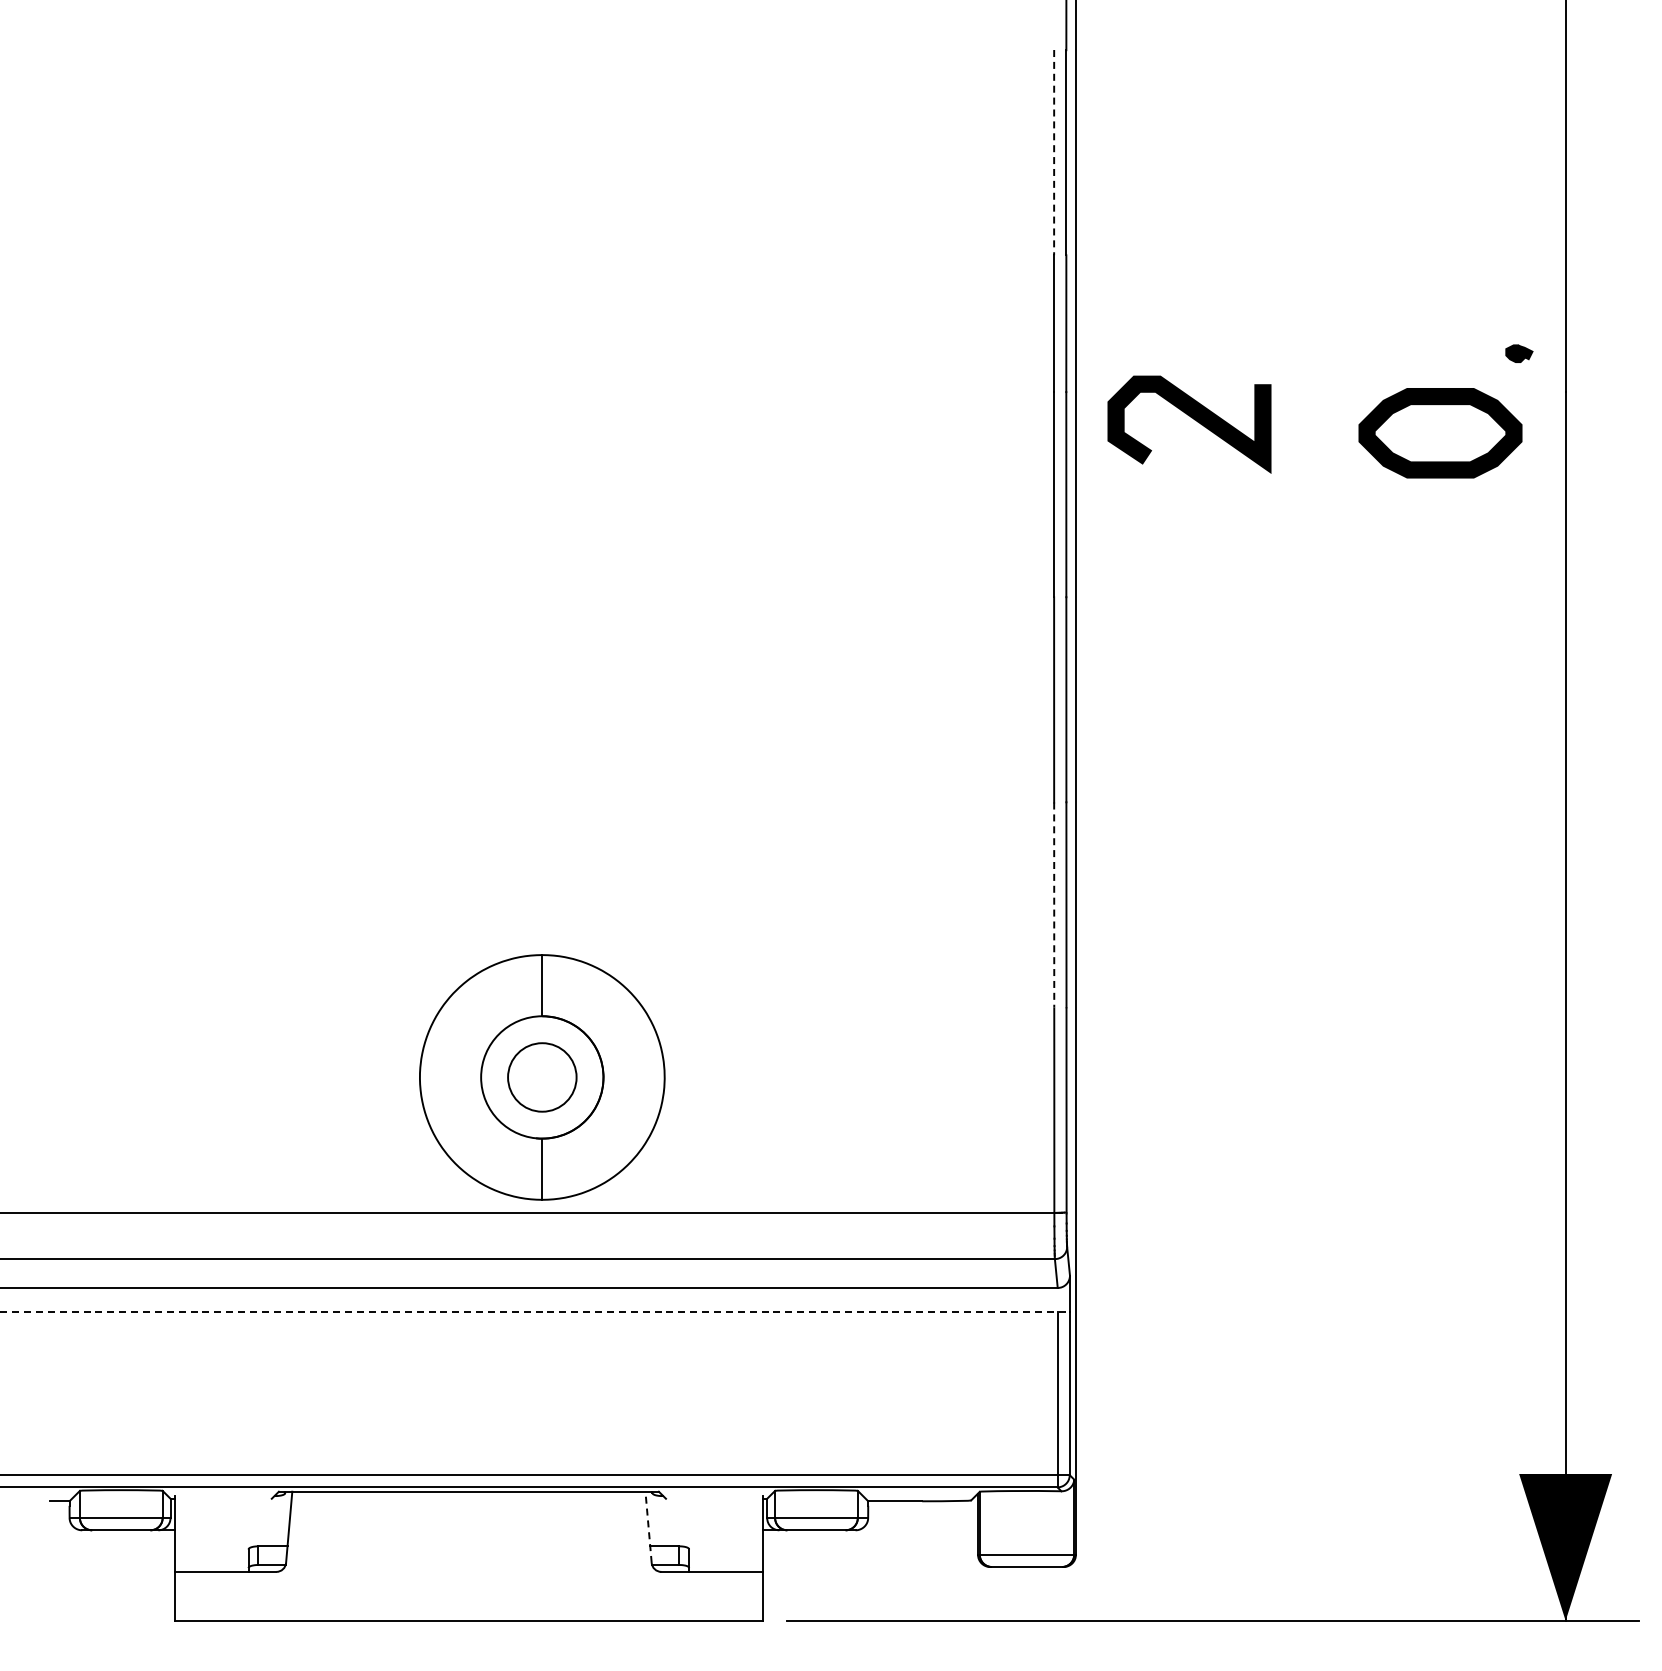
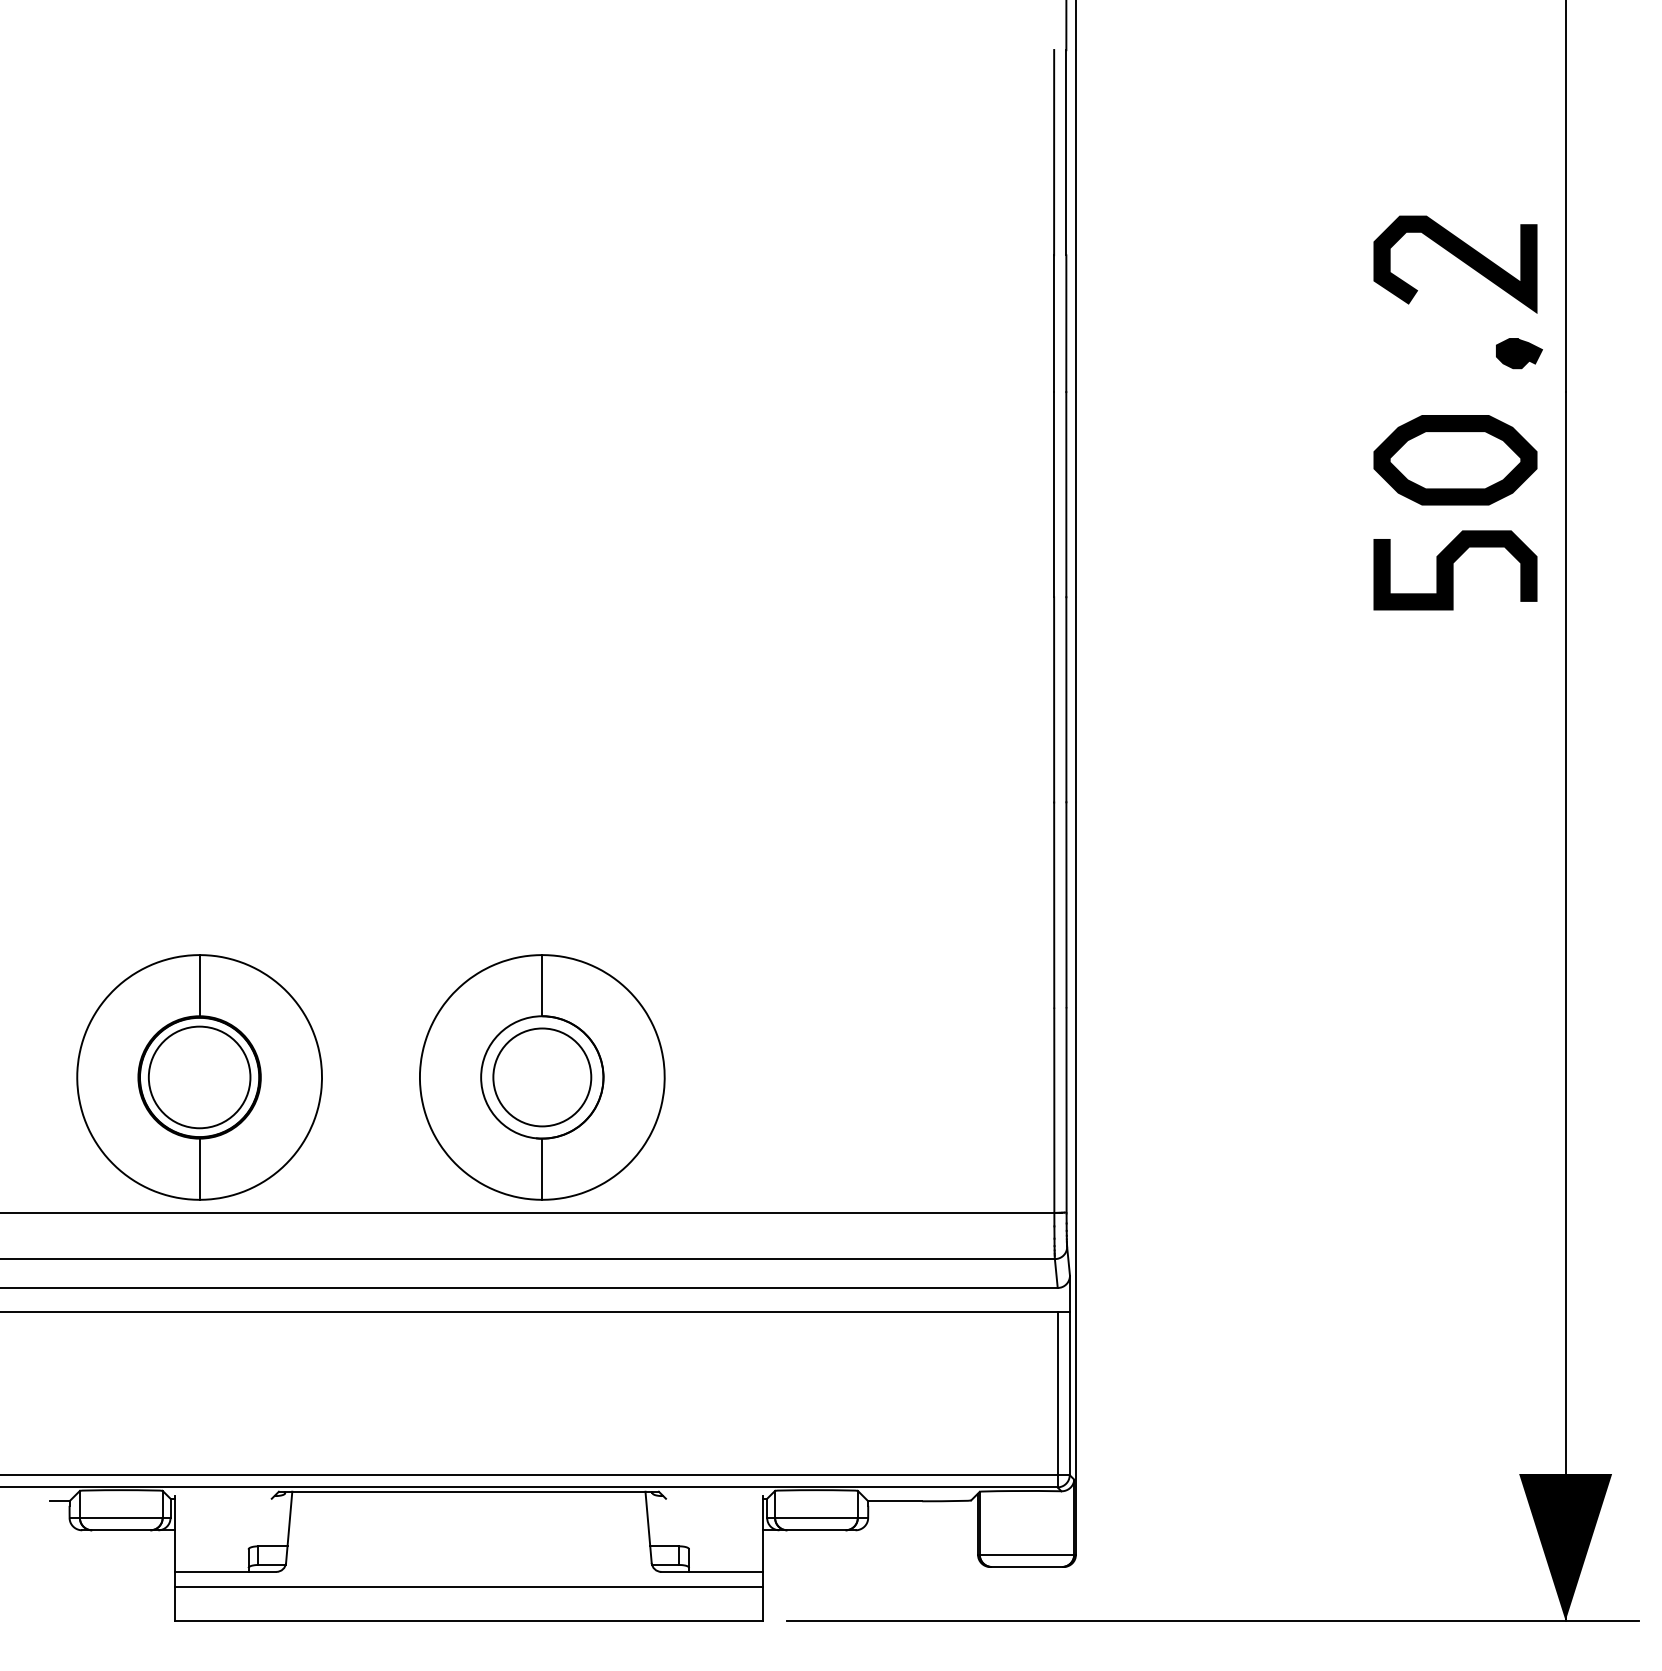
line: dashed -> solid (1054, 152)
part size: 29x19 px -> 47x32 px (1519, 353)
curve position: (1191, 418) -> (1457, 258) (1457, 258)
part position: (1440, 433) -> (1455, 460) (1455, 460)
curve: none -> present (1453, 570)
line: dashed -> solid (1054, 905)
part: none -> present (199, 1077)
circle diameter: 69 px -> 98 px (542, 1077)
line: dashed -> solid (535, 1312)
line: dashed -> solid (648, 1527)
line: none -> present (468, 1586)
